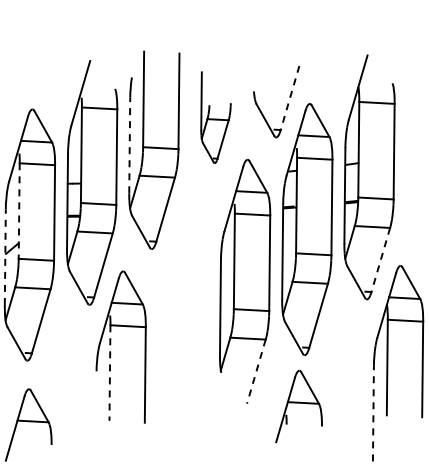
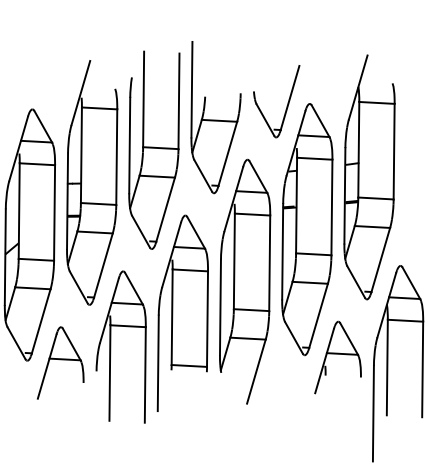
line: dashed -> solid (289, 98)
part size: 32x93 px -> 52x154 px (215, 117)
line: dashed -> solid (129, 145)
line: dashed -> solid (19, 211)
line: dashed -> solid (5, 257)
line: dashed -> solid (380, 260)
part: none -> present (182, 312)
line: dashed -> solid (256, 372)
line: dashed -> solid (109, 373)
part position: (298, 406) -> (337, 357) (337, 357)
line: dashed -> solid (373, 413)
part position: (28, 424) -> (60, 362) (60, 362)
